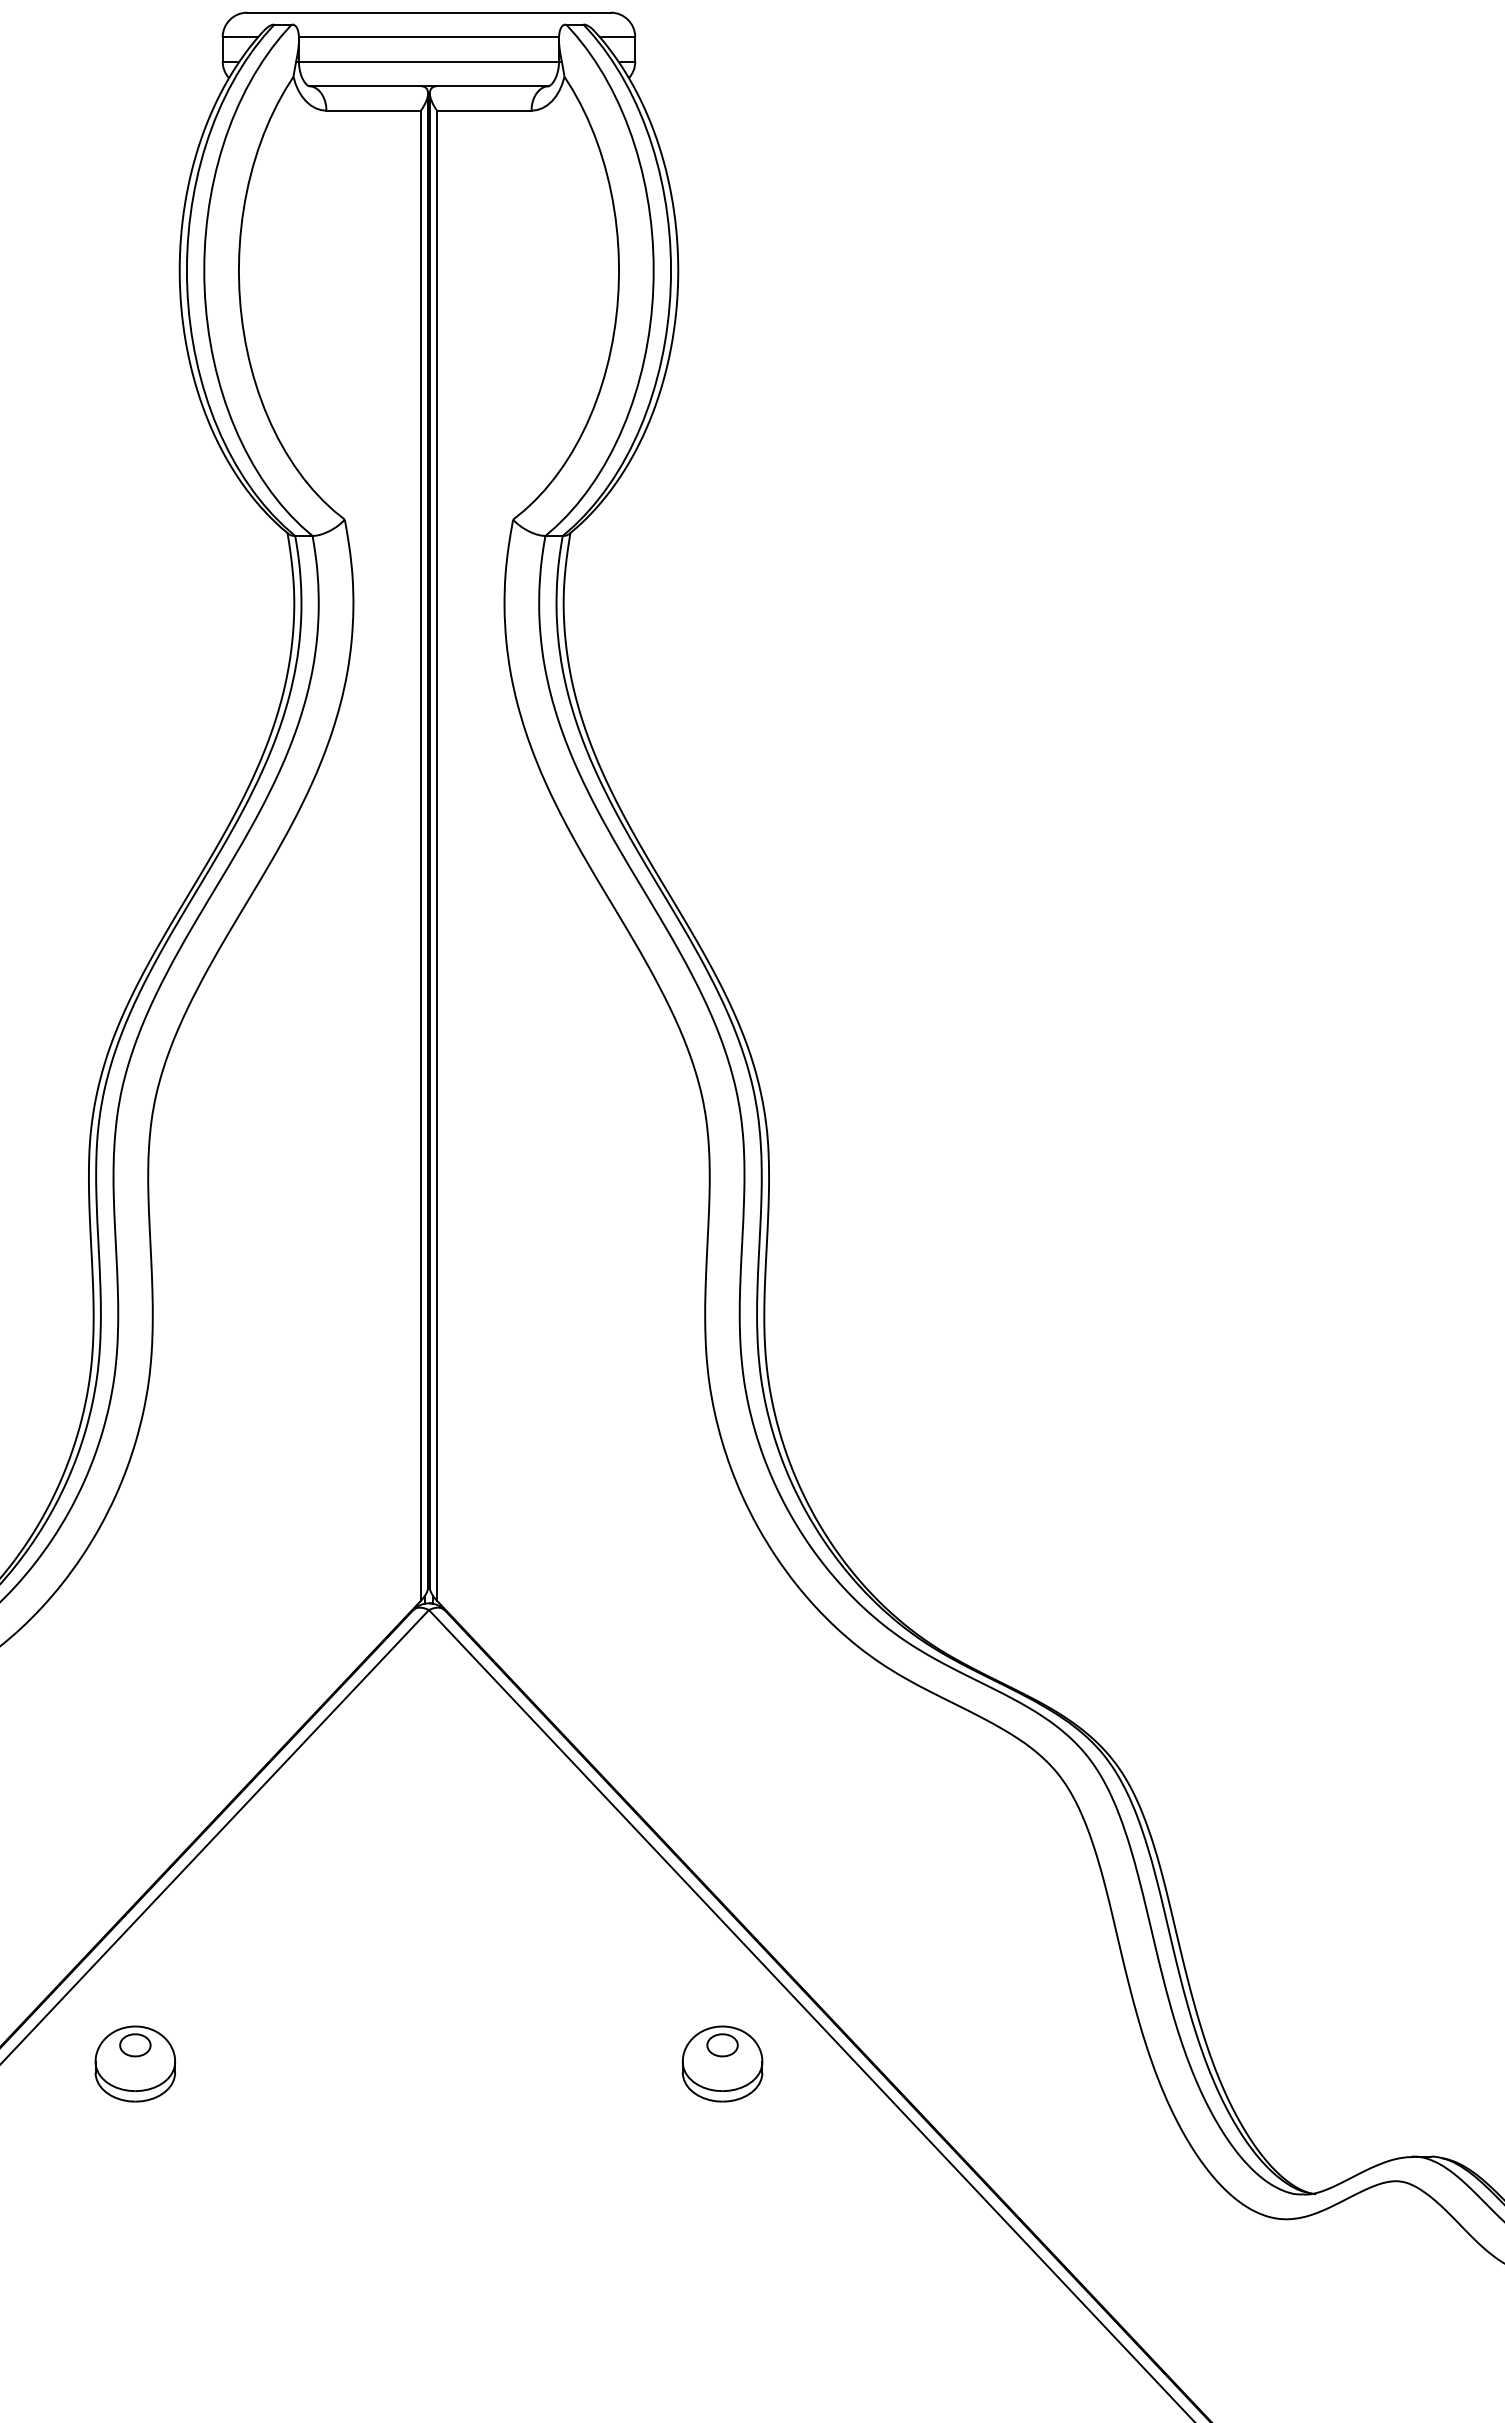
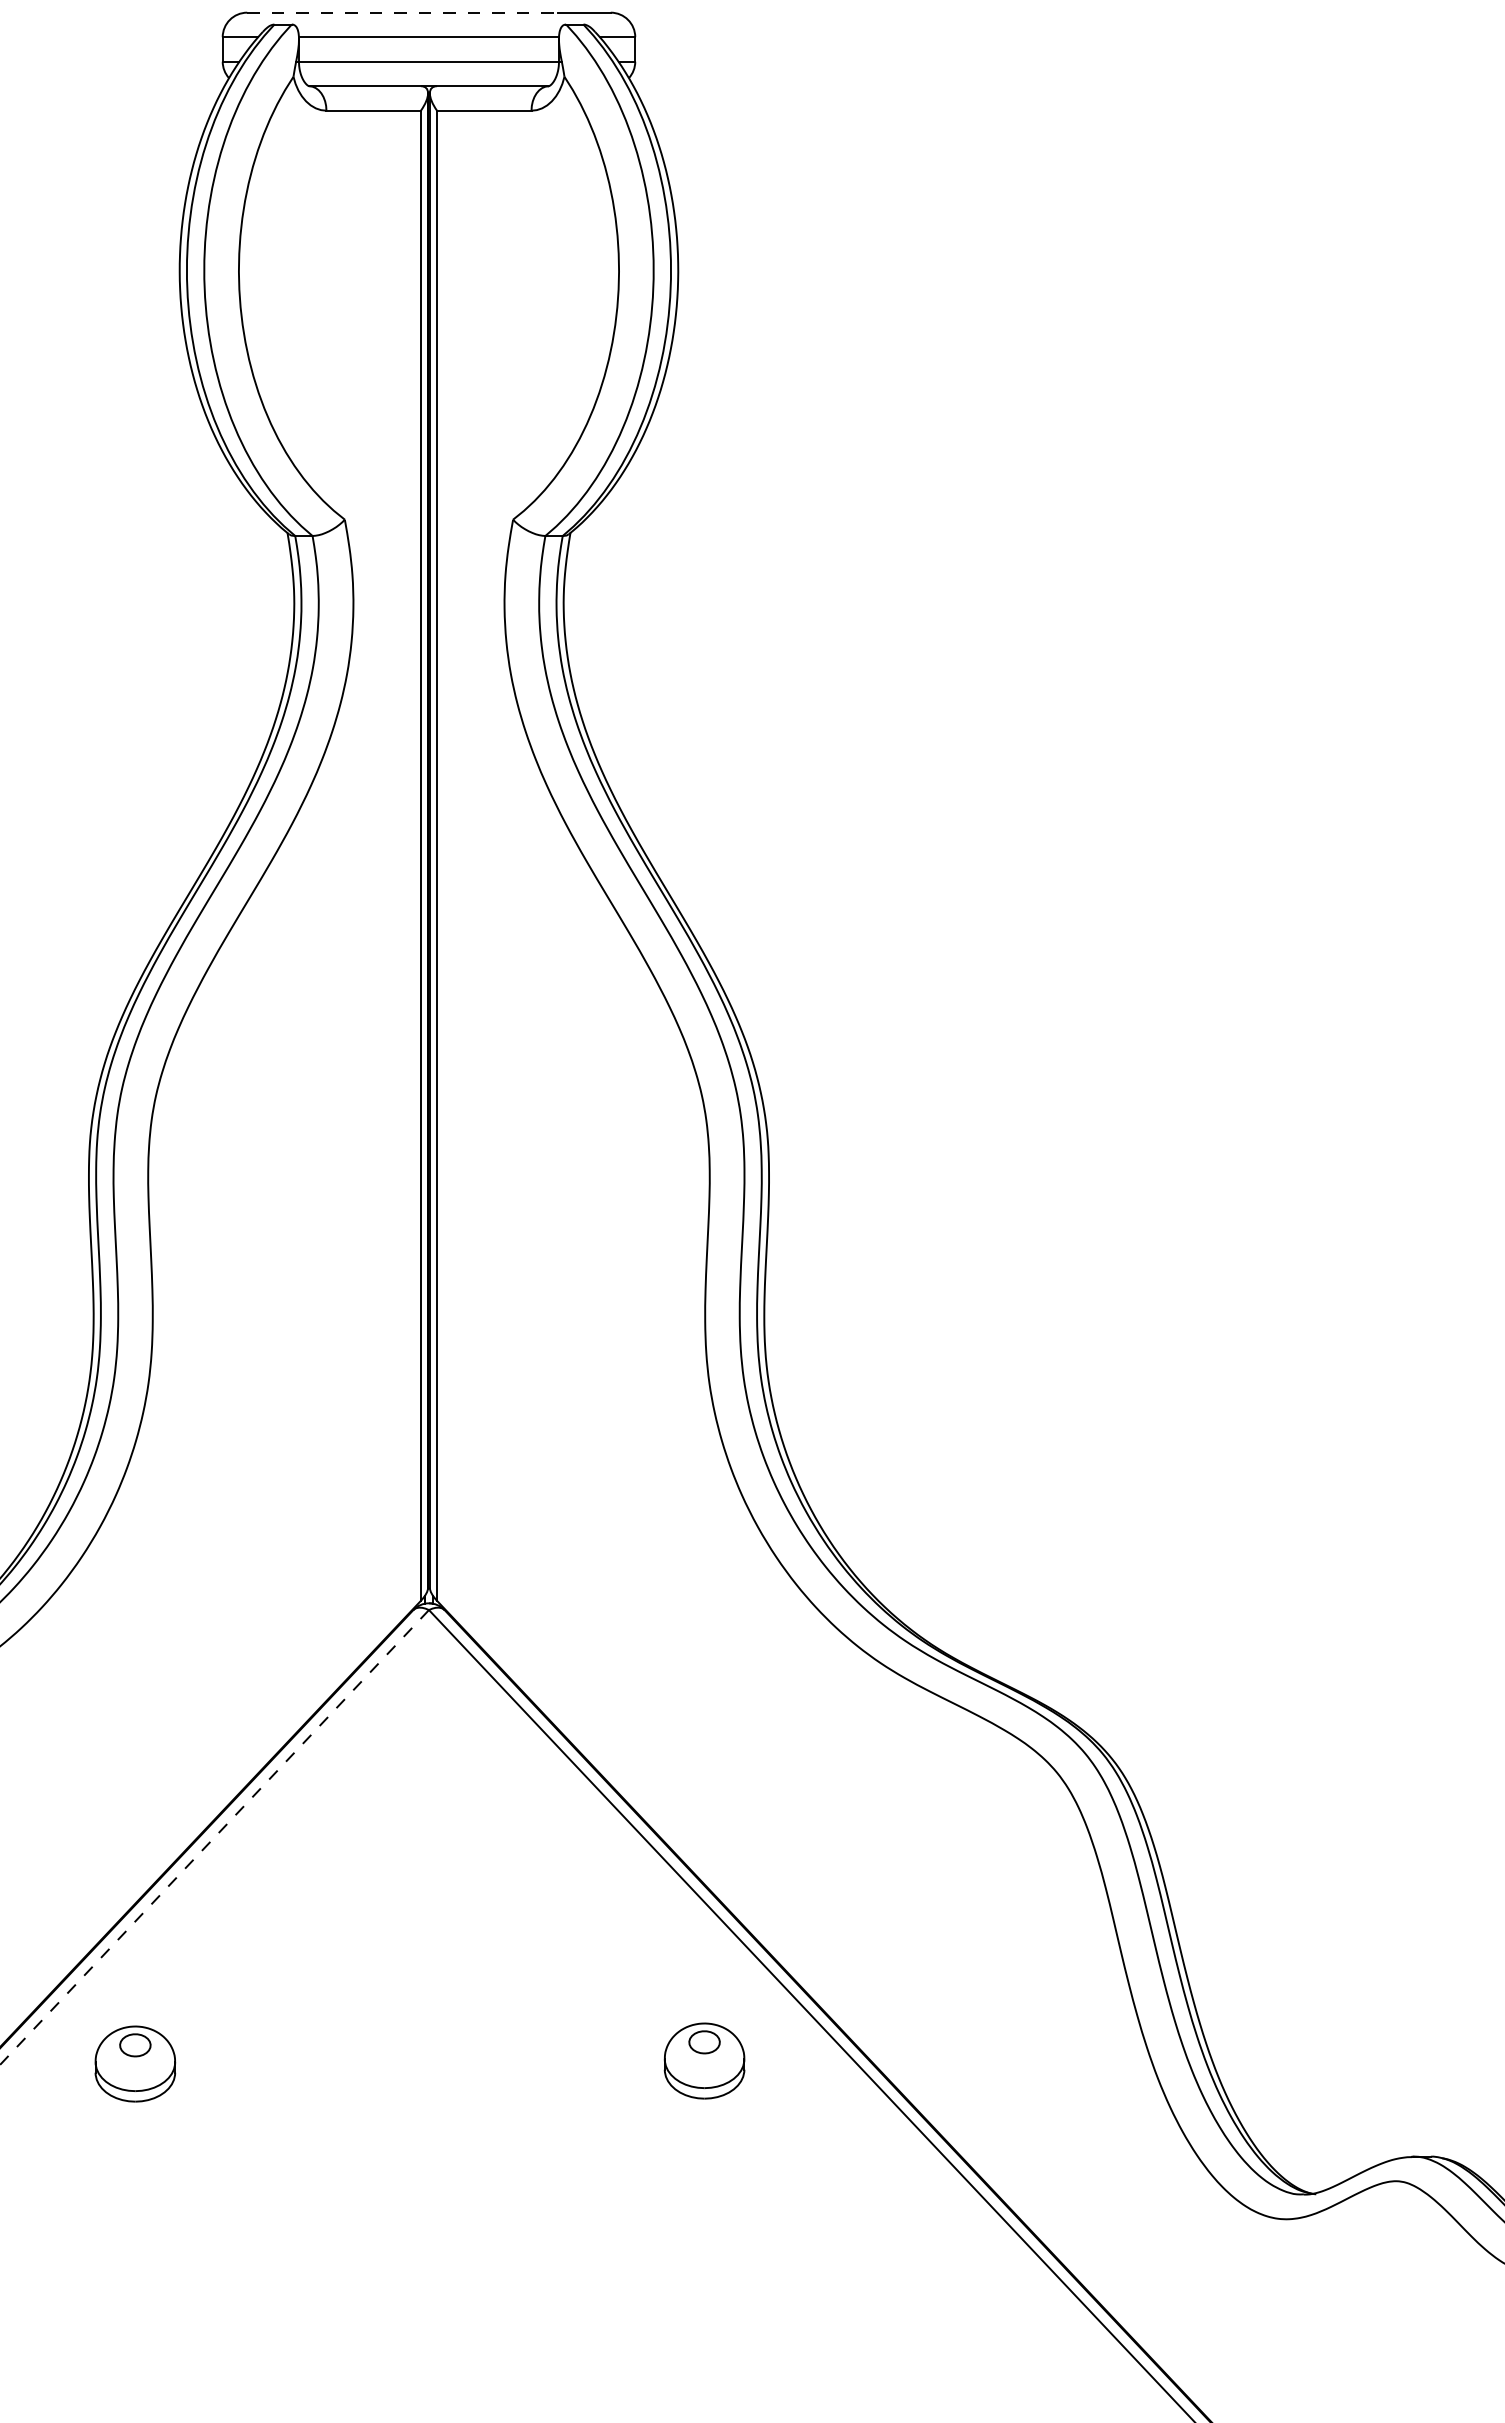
line: solid -> dashed (402, 12)
line: solid -> dashed (214, 1837)
part position: (722, 2063) -> (704, 2060) (704, 2060)
